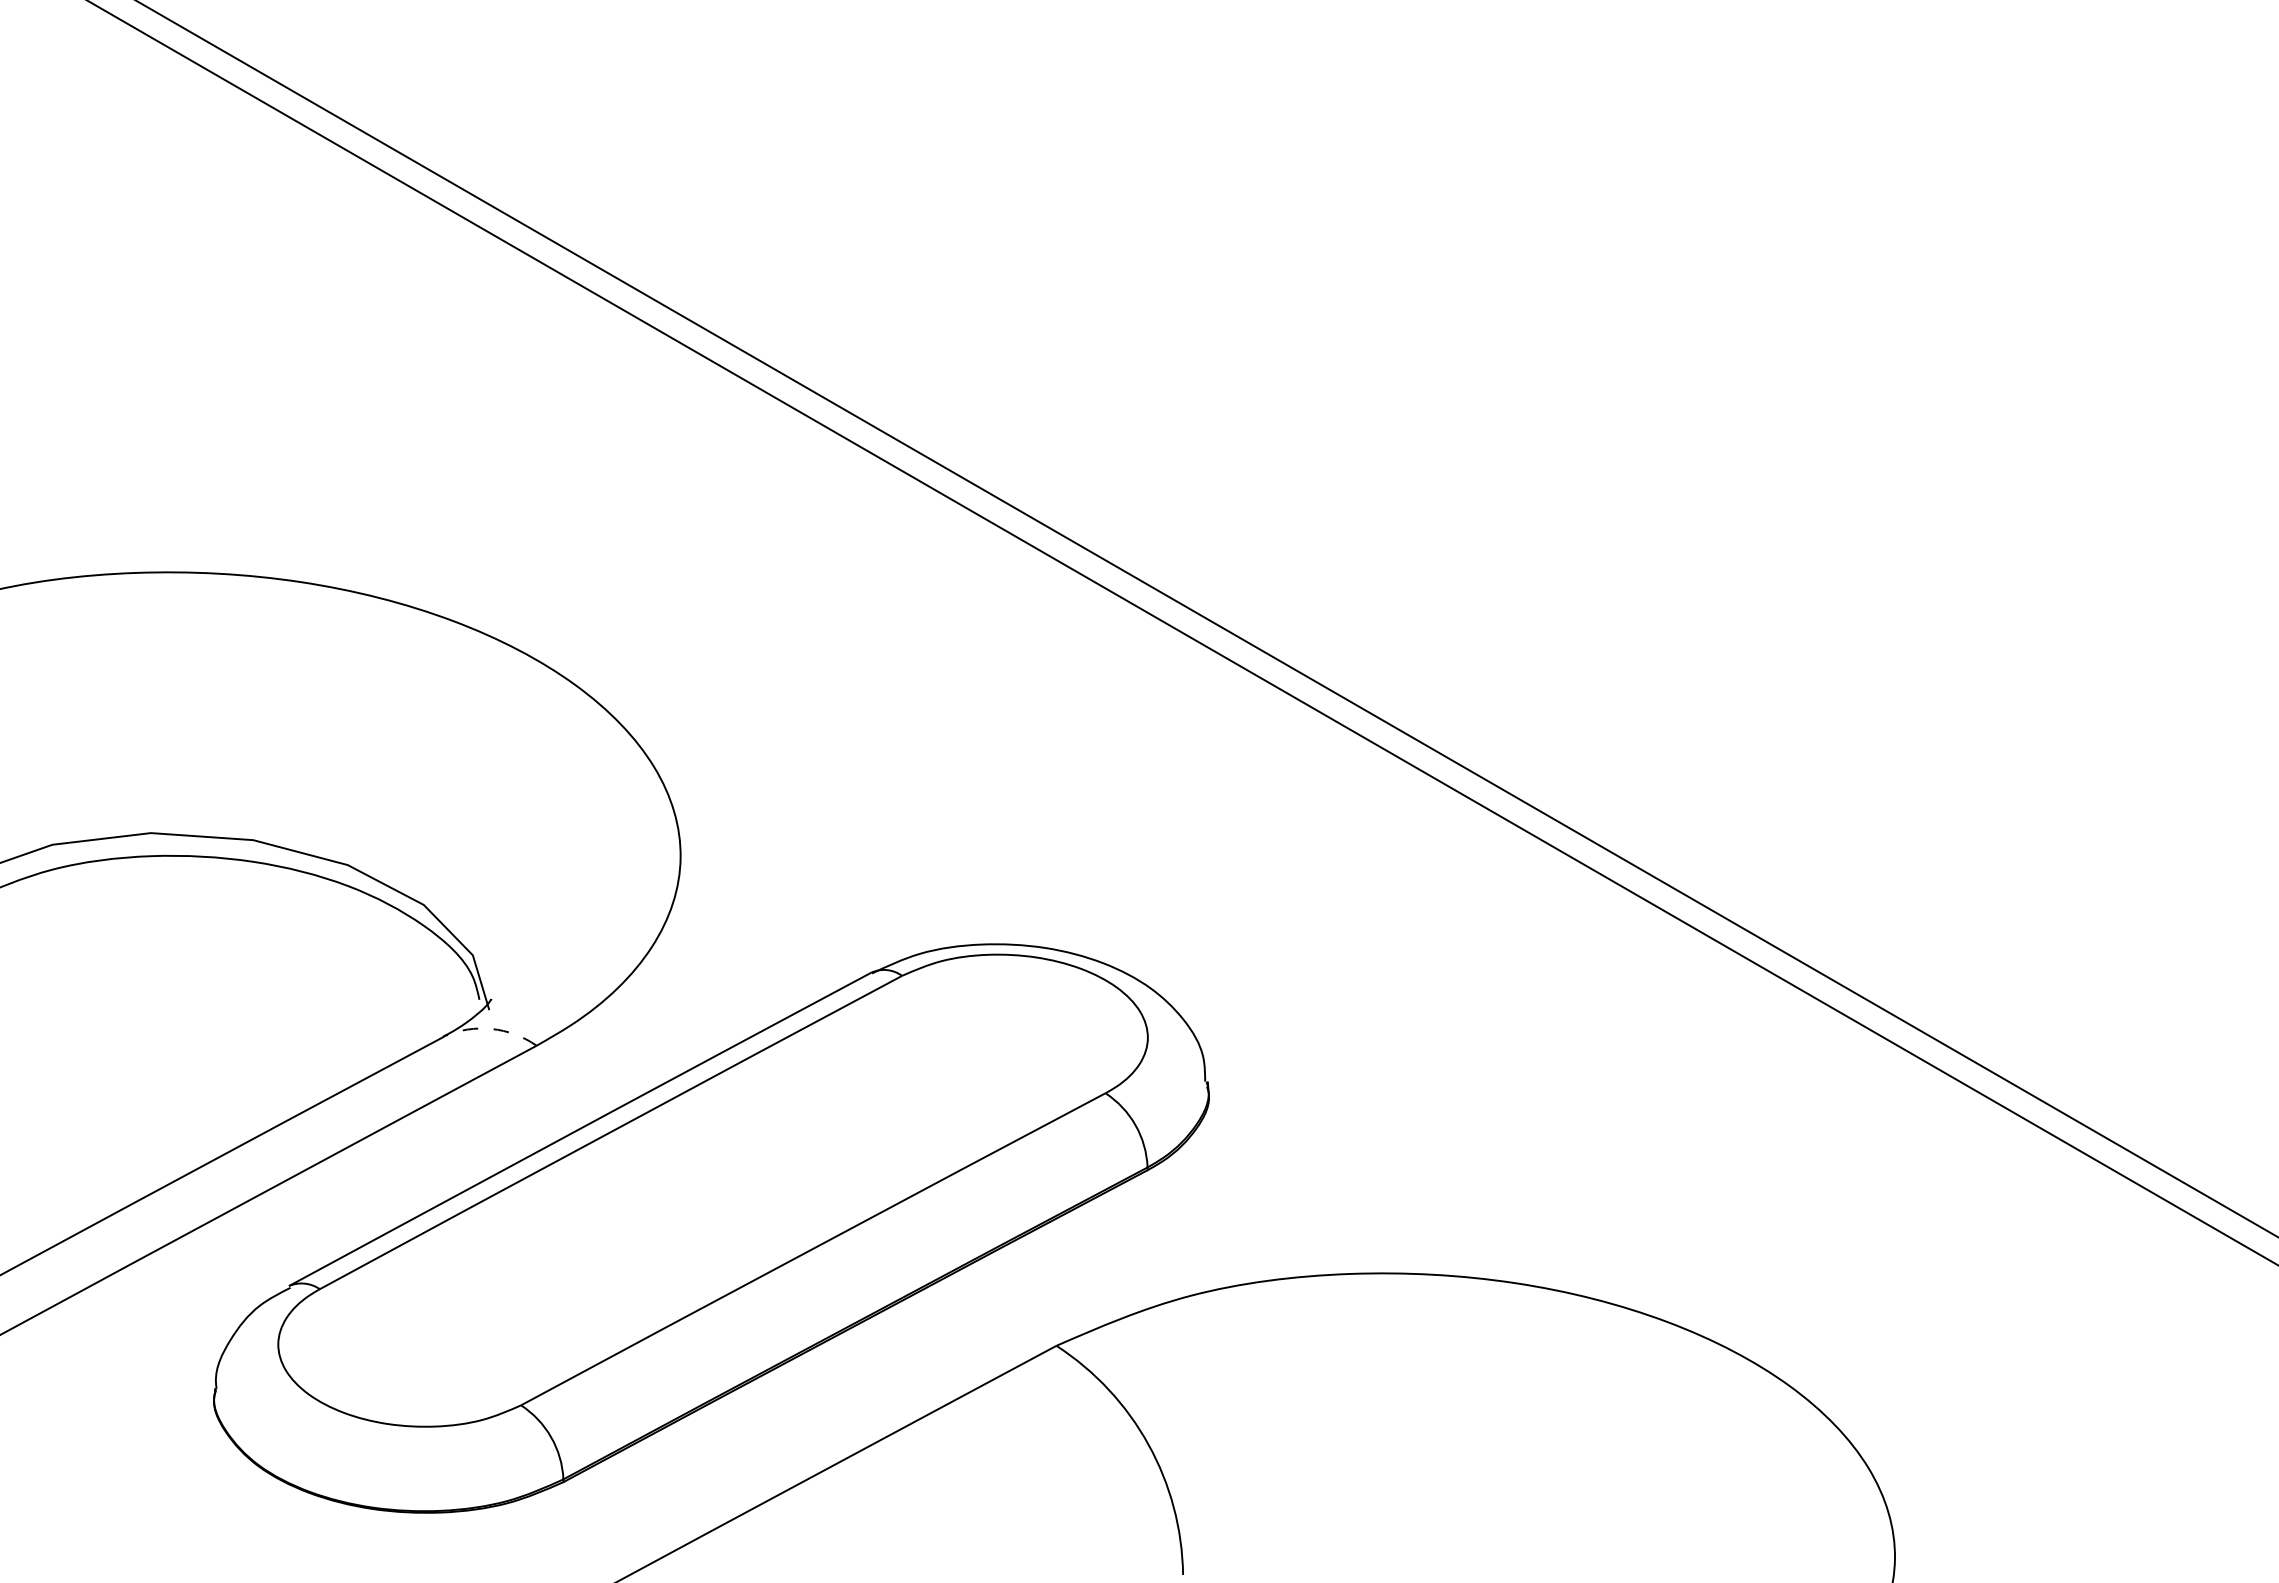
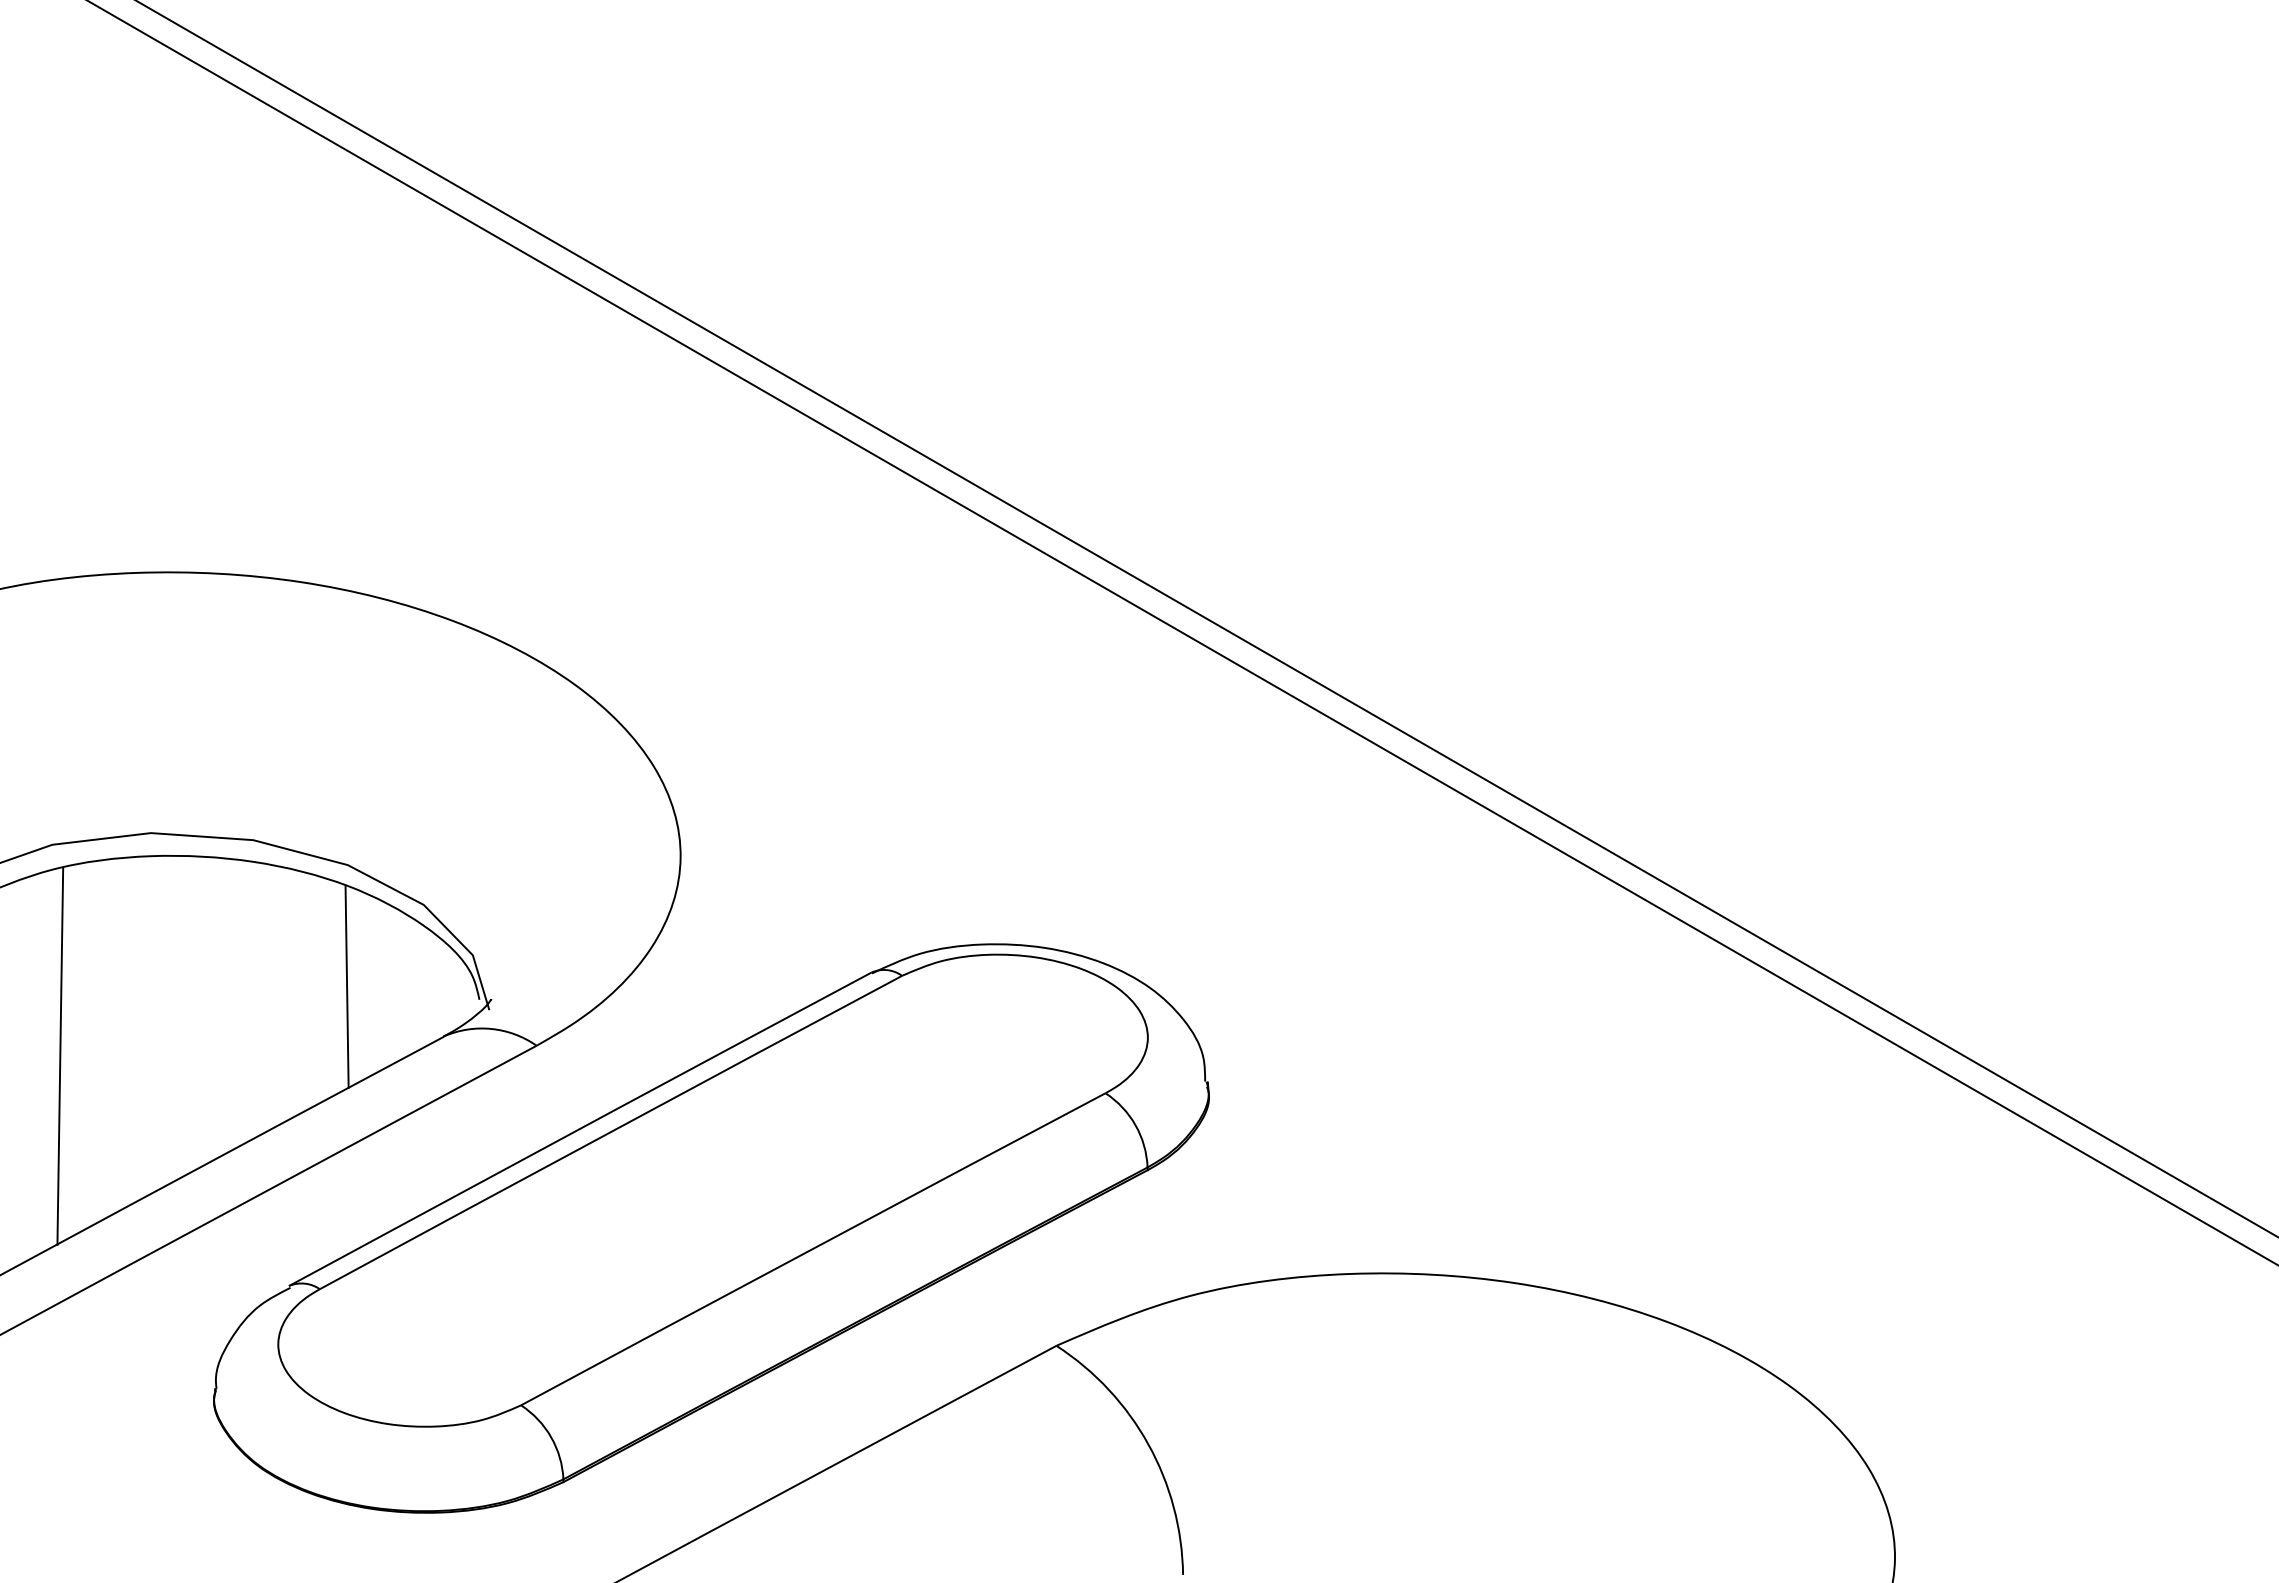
line: none -> present (346, 986)
arc: dashed -> solid (491, 1028)
line: none -> present (60, 1056)
